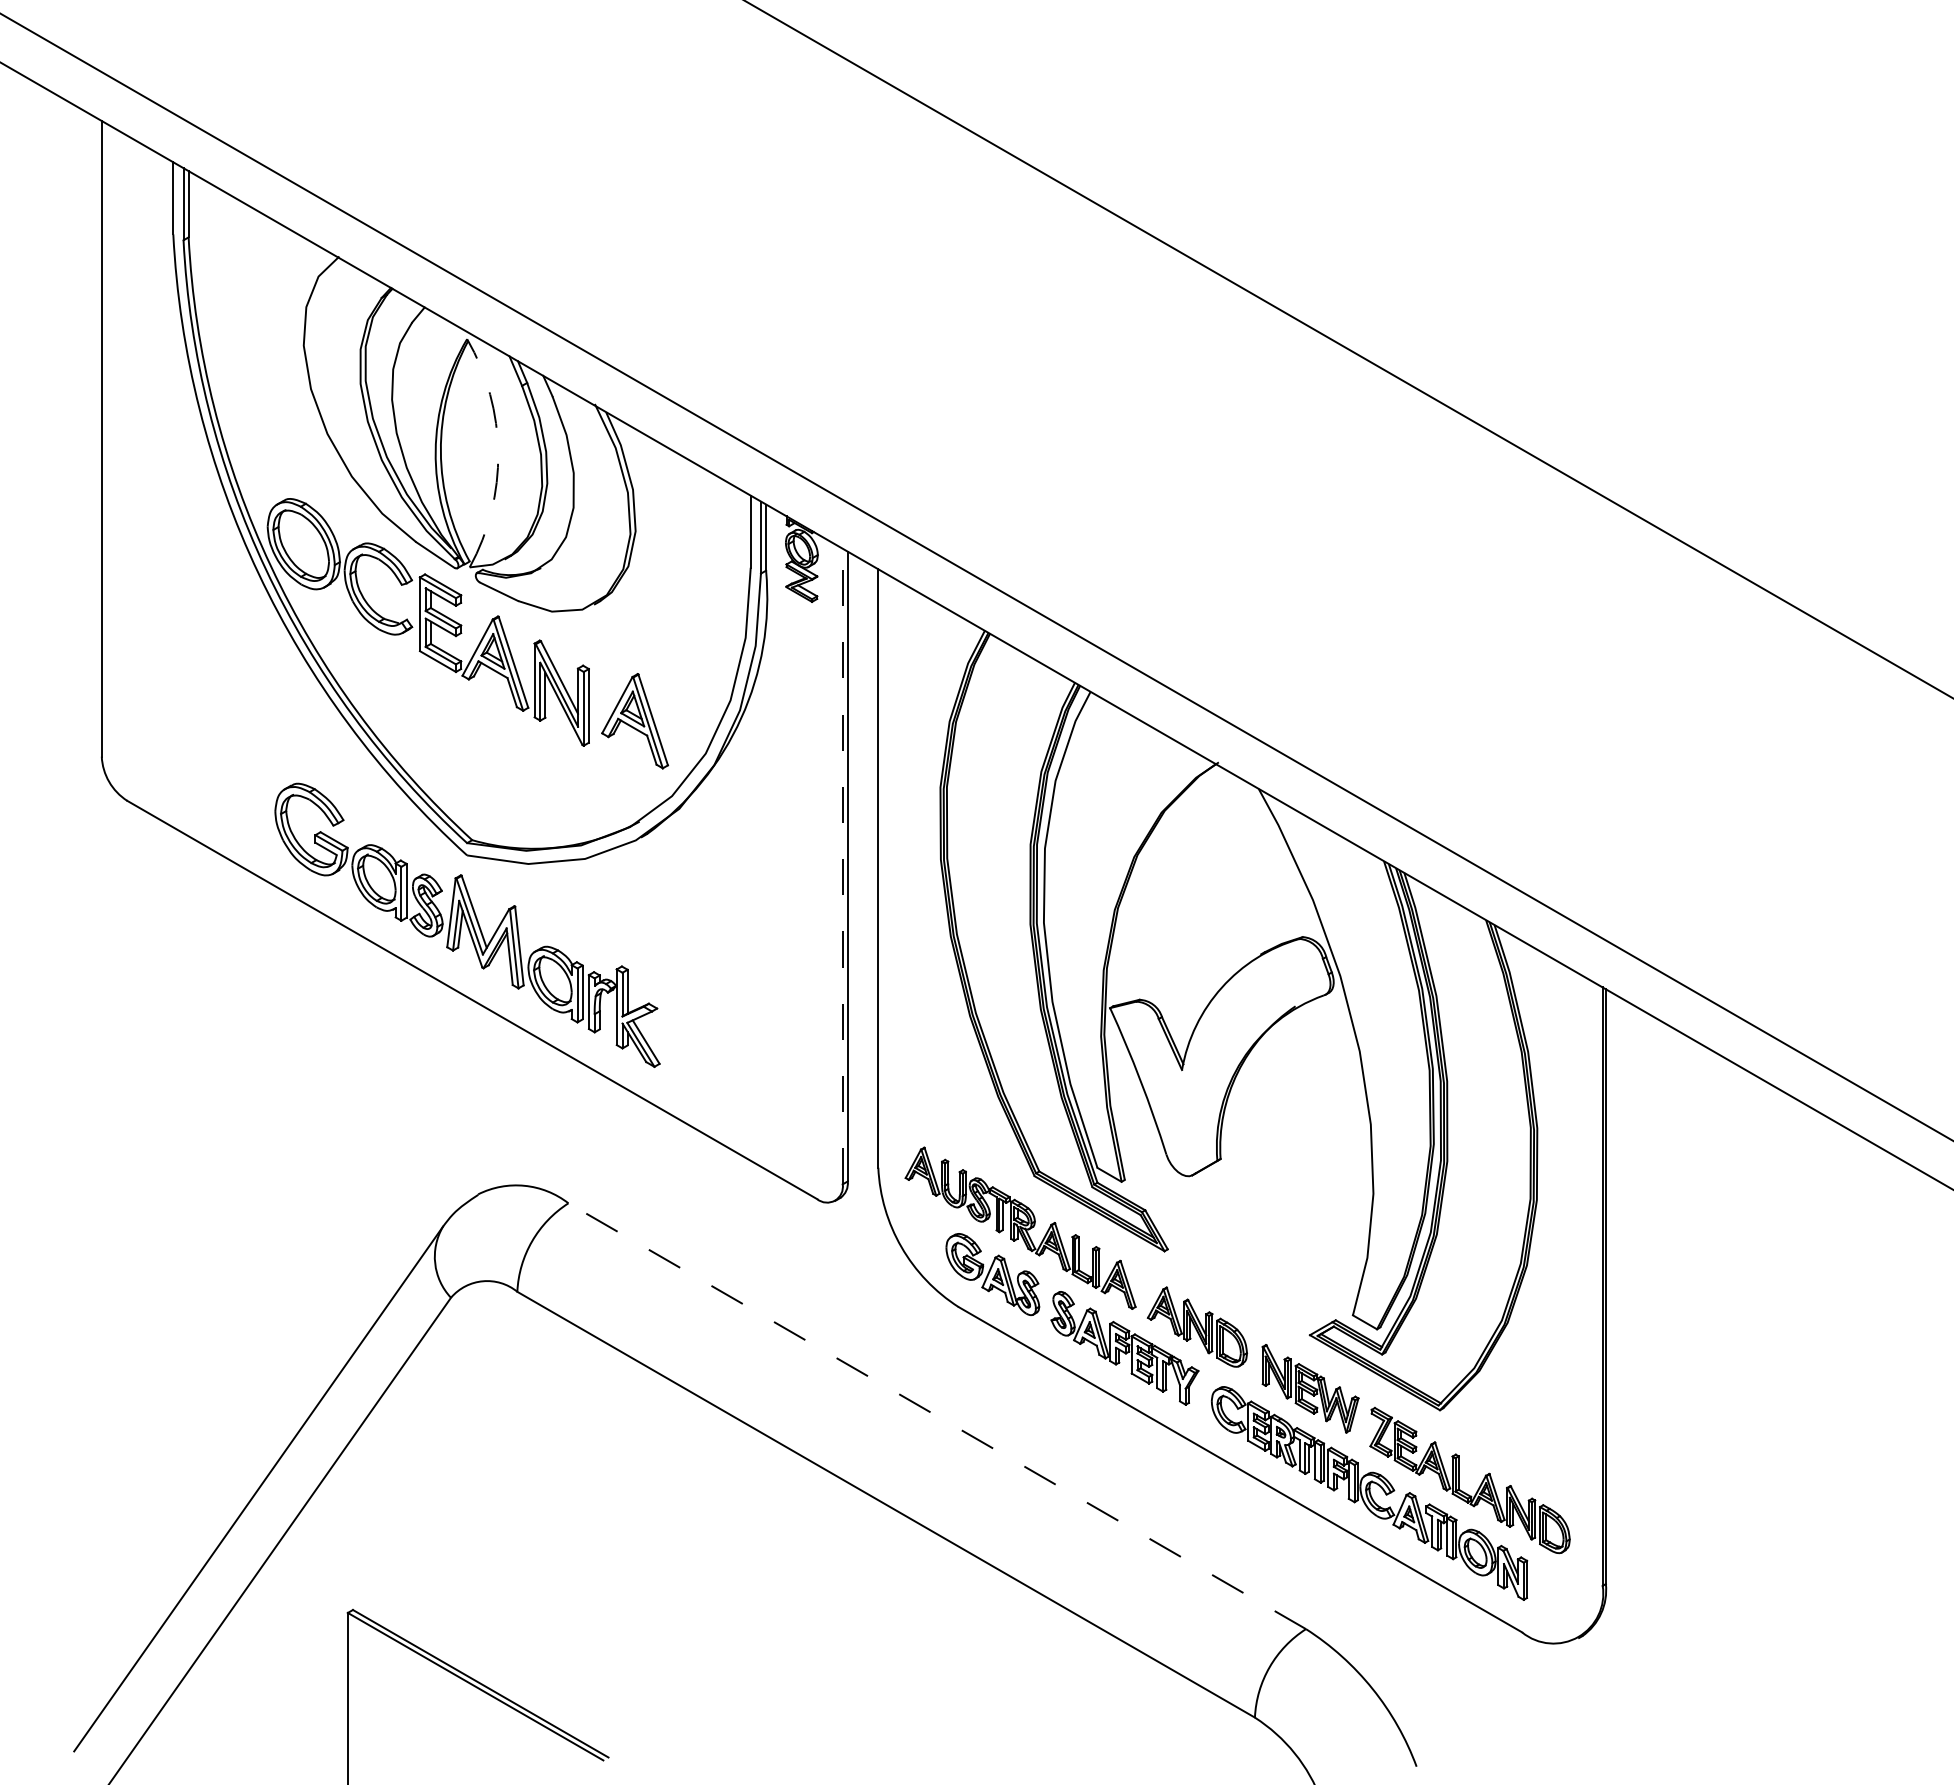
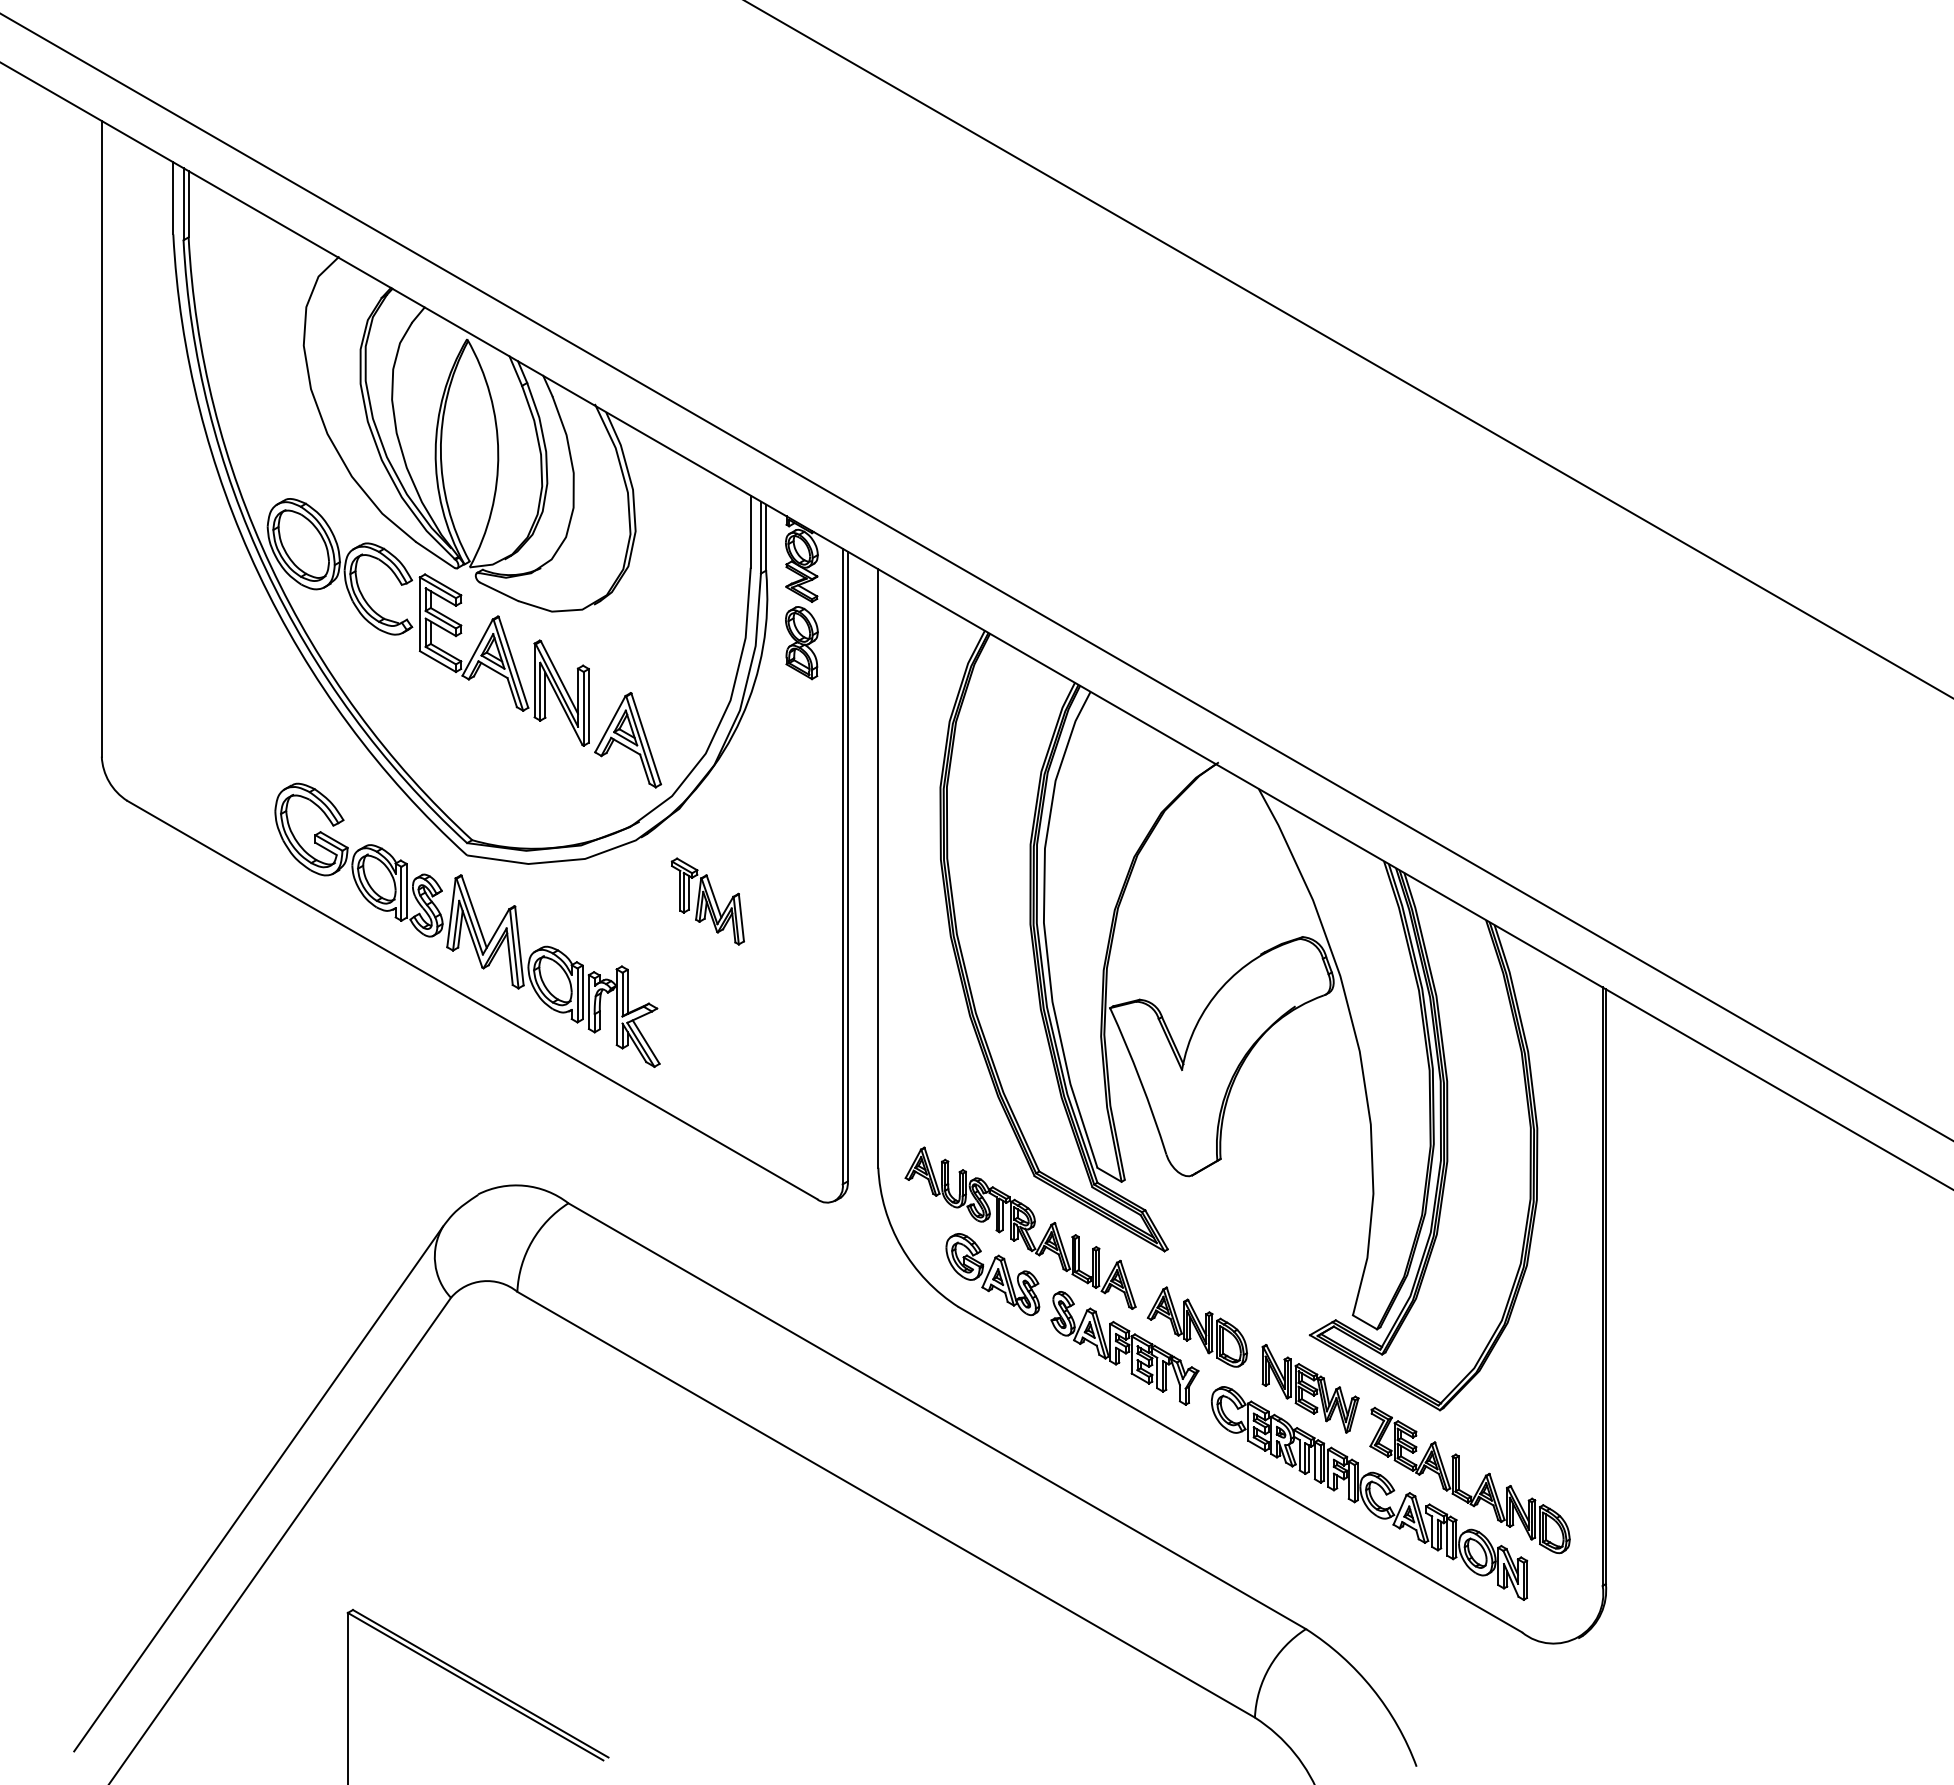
arc: dashed -> solid (498, 452)
part: none -> present (801, 643)
part position: (635, 721) -> (628, 740) (628, 740)
line: dashed -> solid (842, 866)
part: none -> present (707, 901)
line: dashed -> solid (937, 1416)
